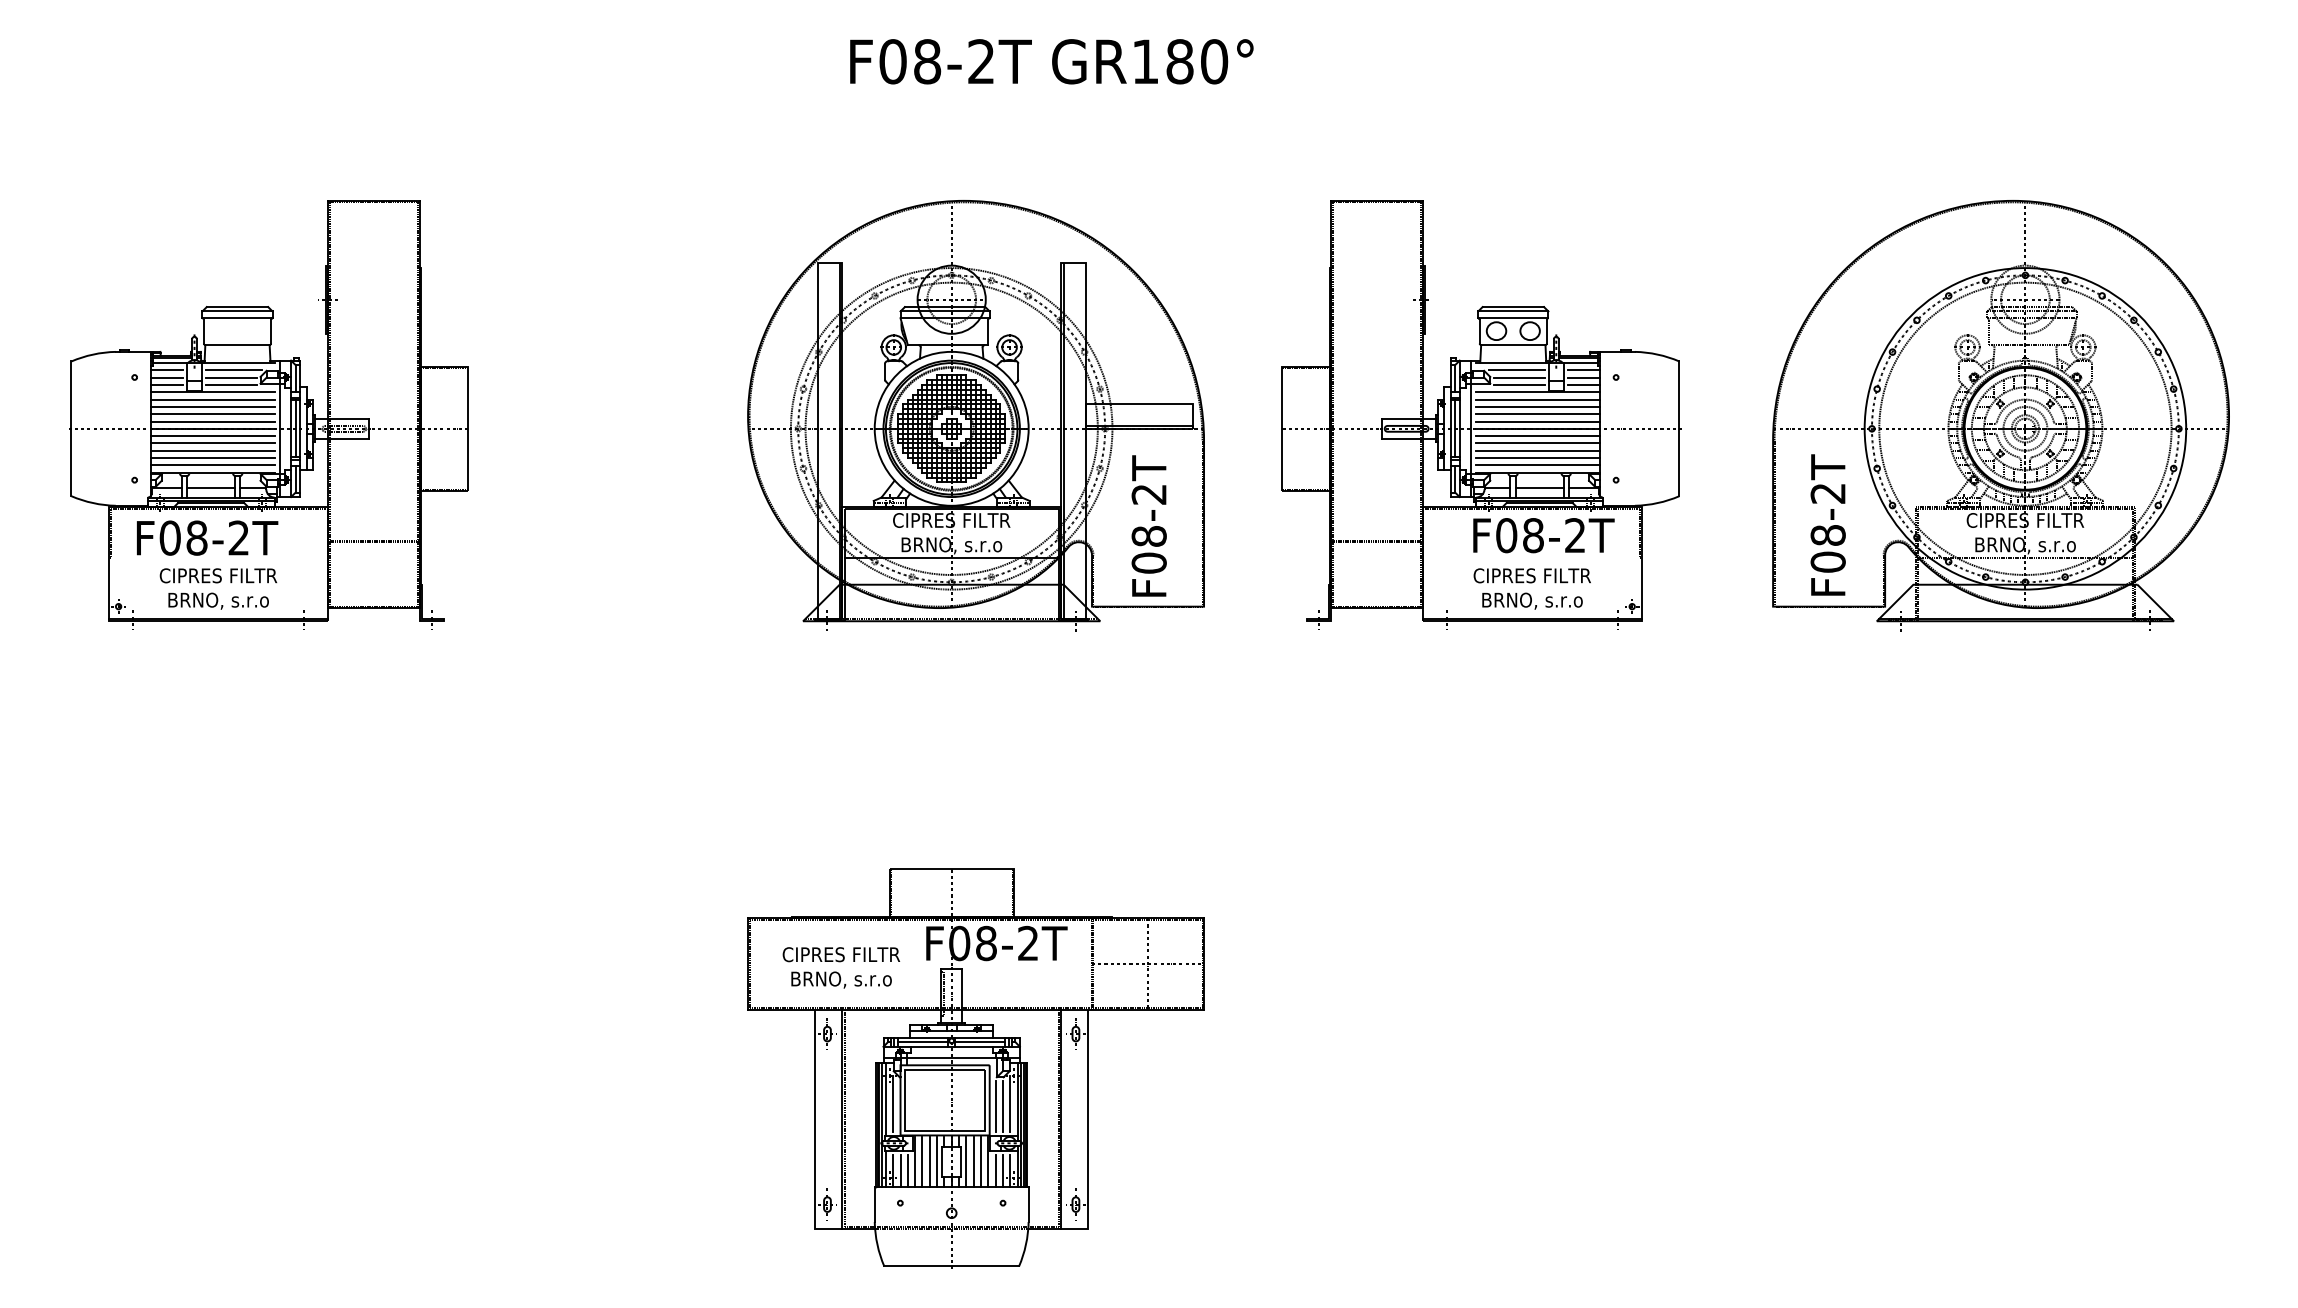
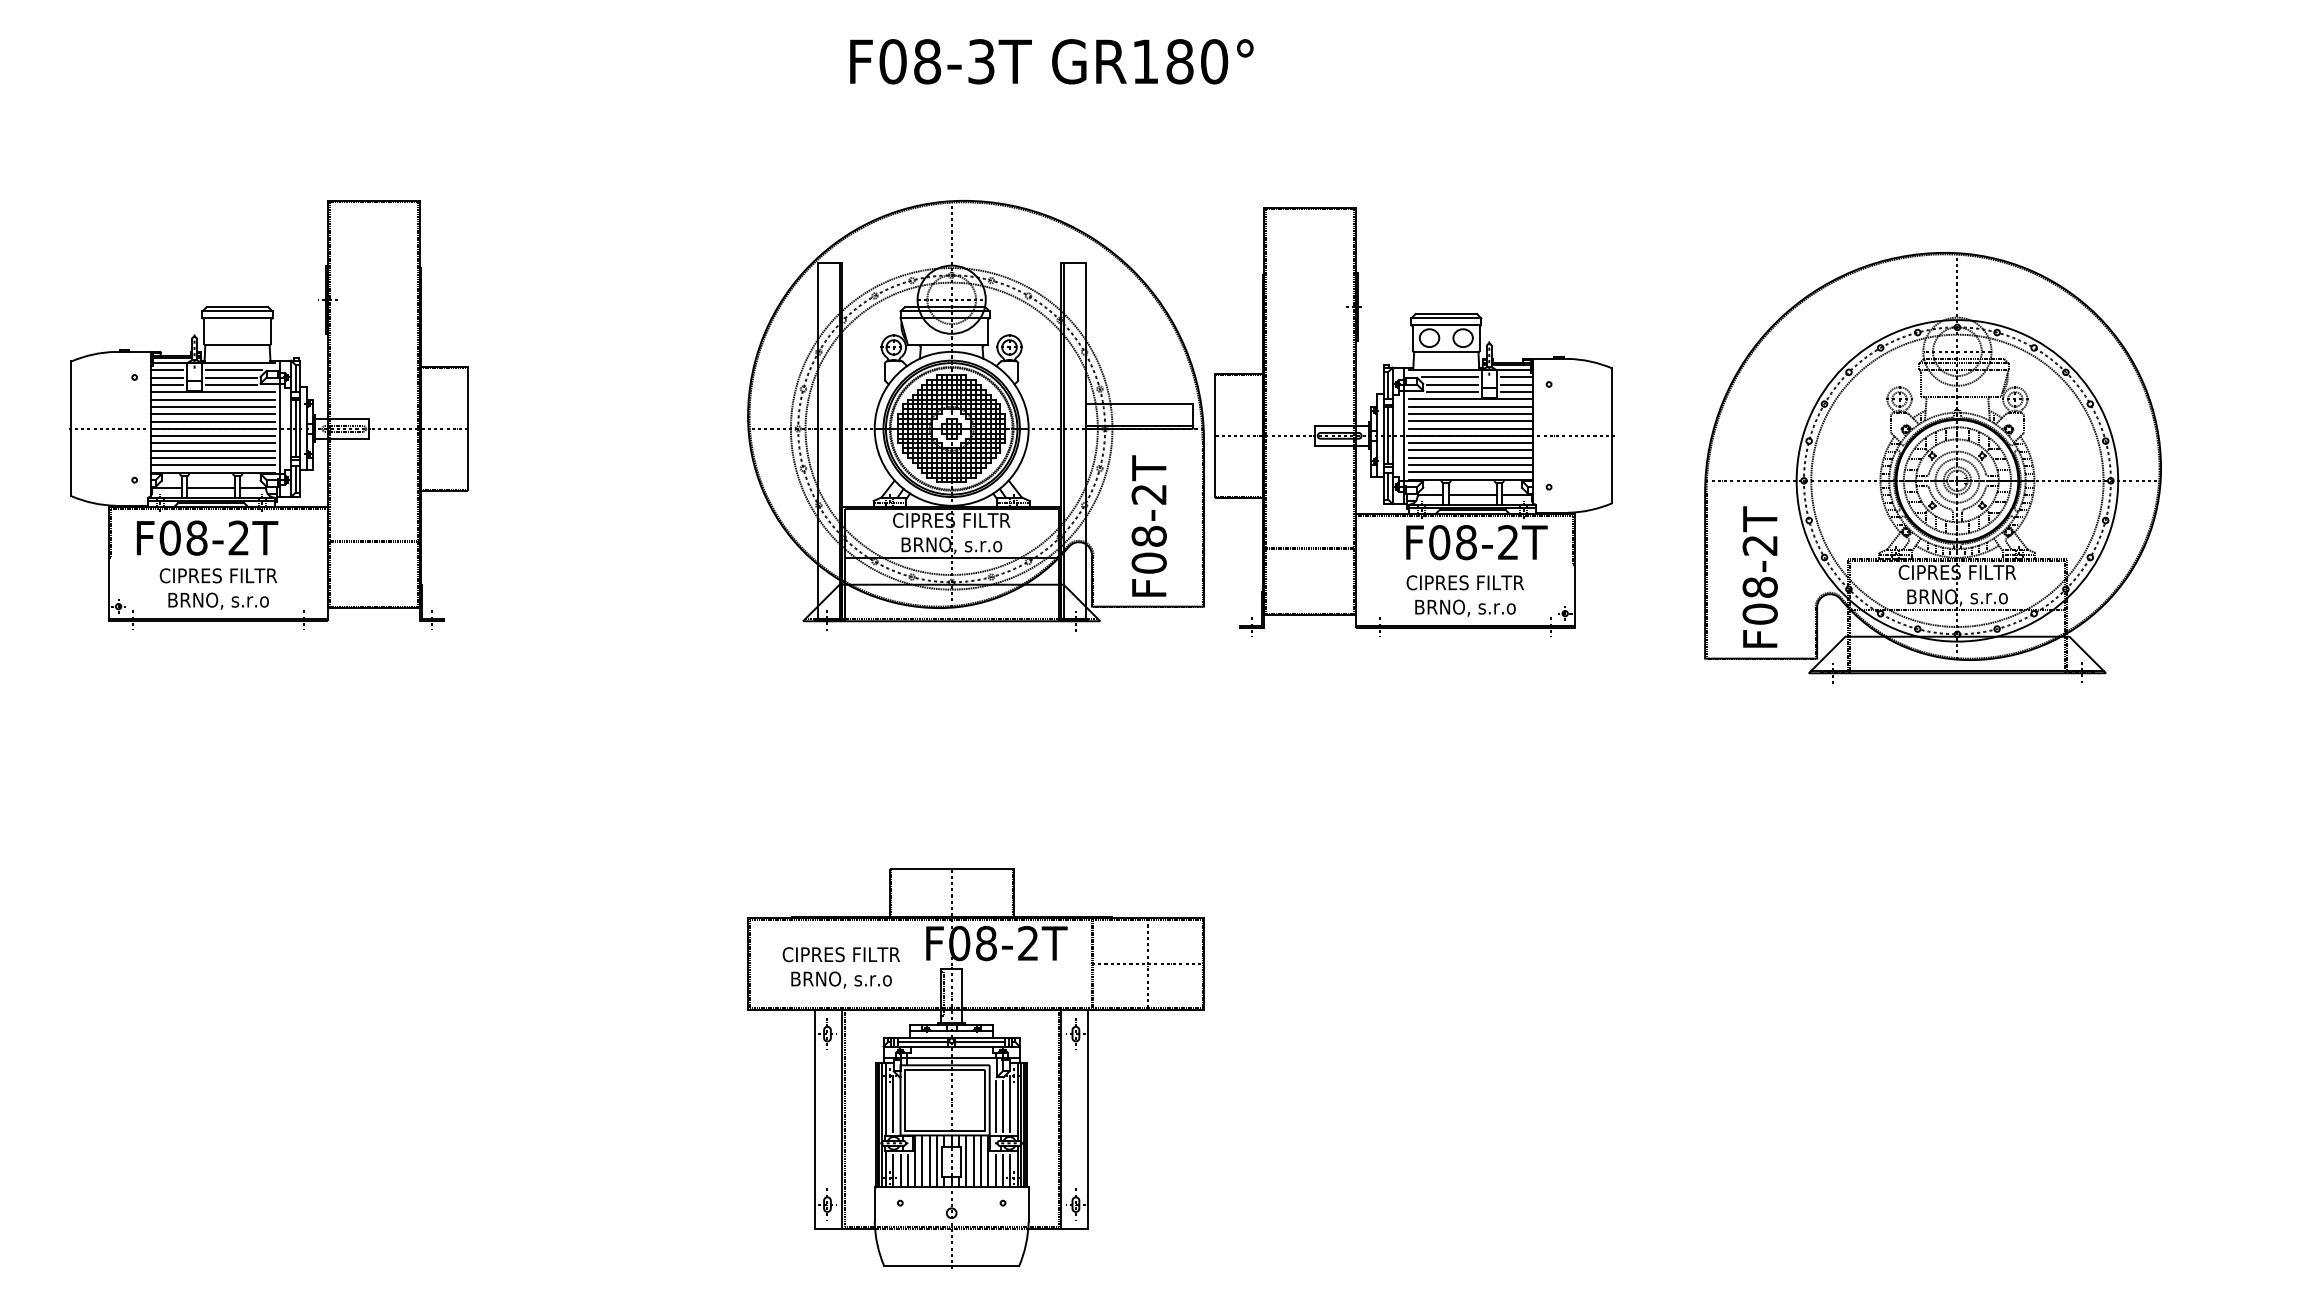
text: F08-2T -> F08-3T (981, 61)
part position: (1481, 414) -> (1414, 421) (1414, 421)
part position: (2000, 415) -> (1932, 467) (1932, 467)
